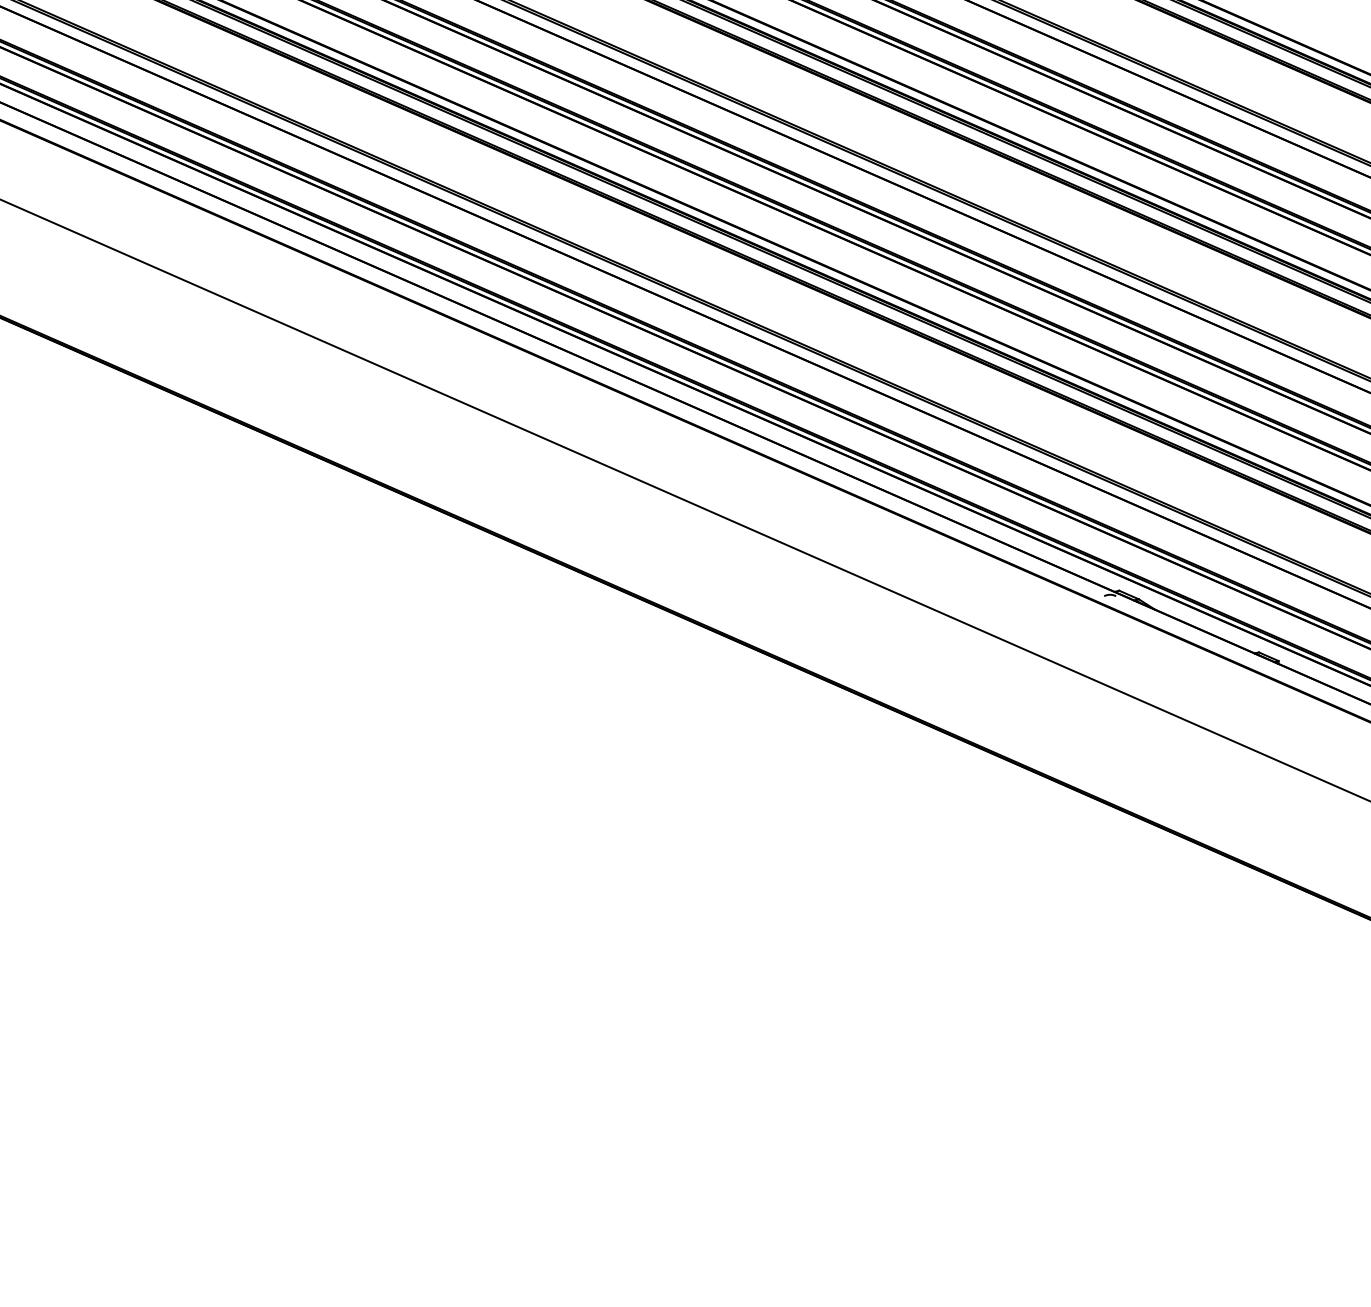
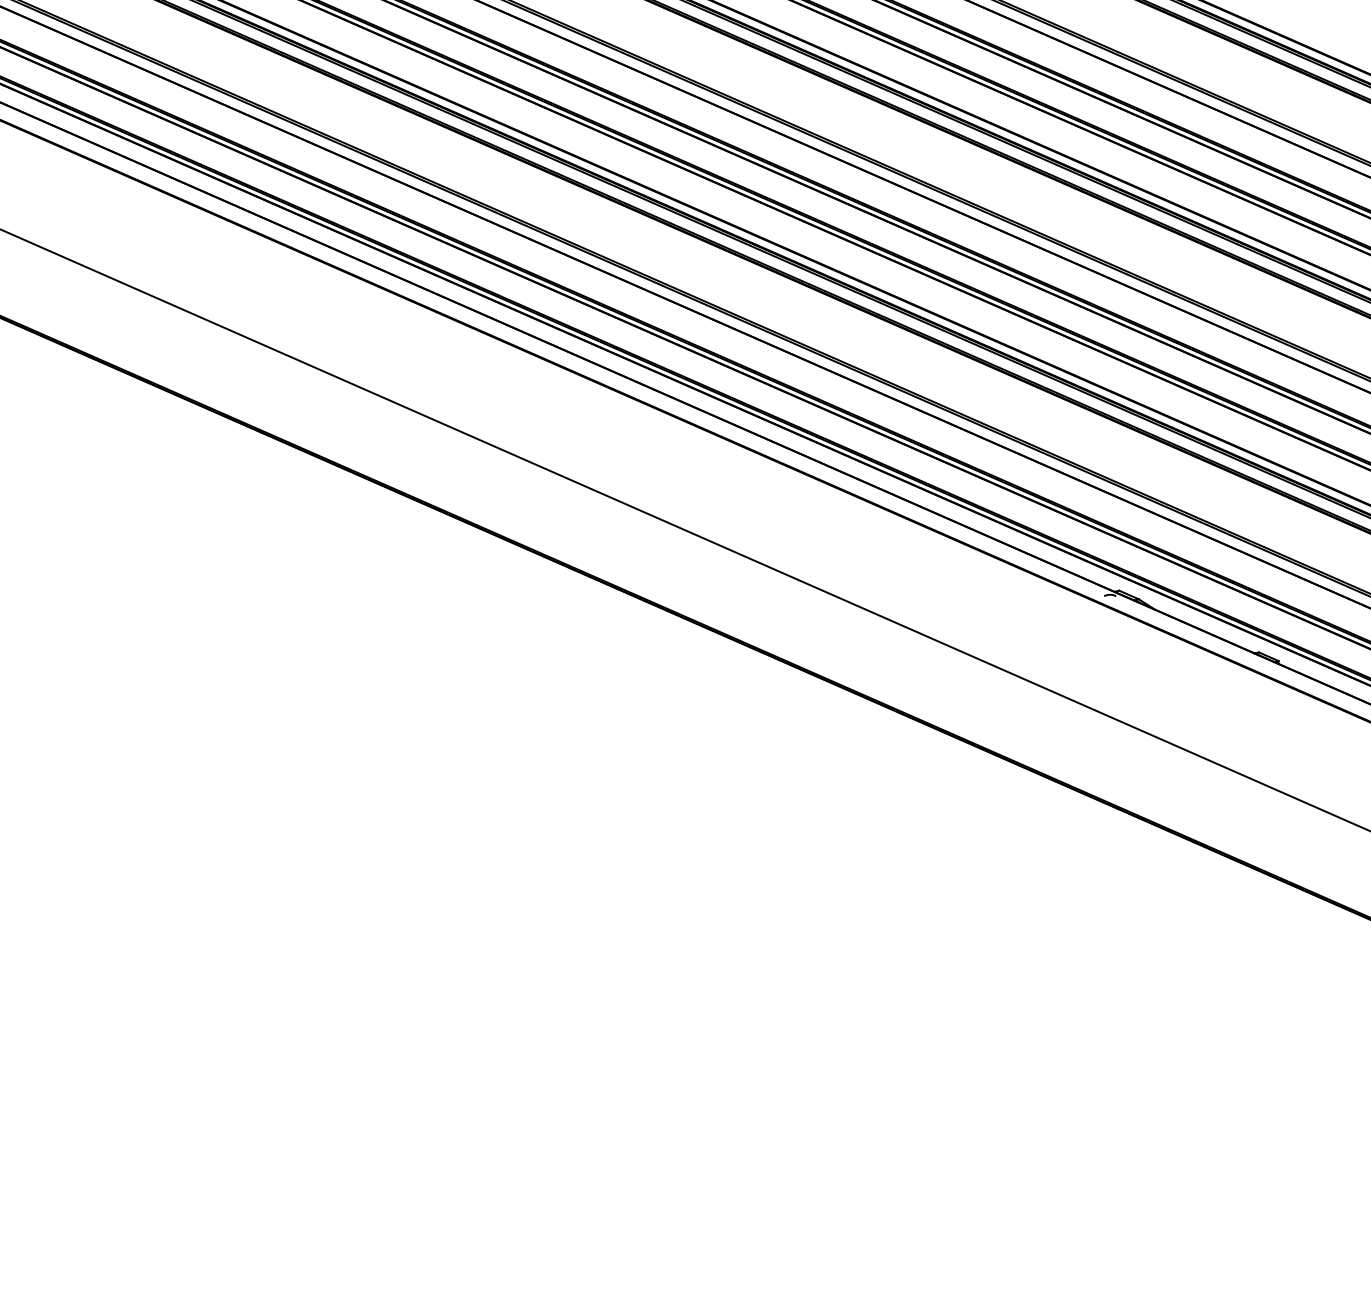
line position: (684, 500) -> (684, 530) (684, 530)
